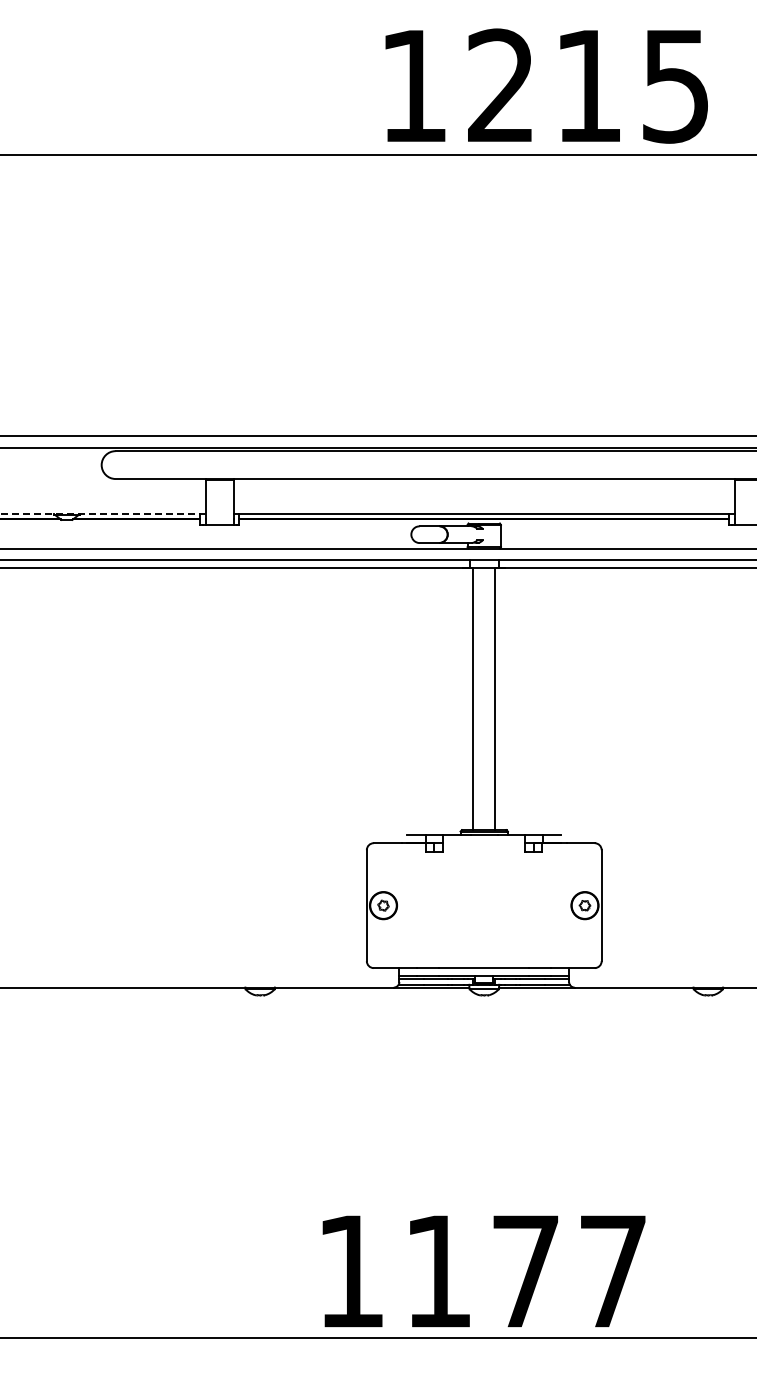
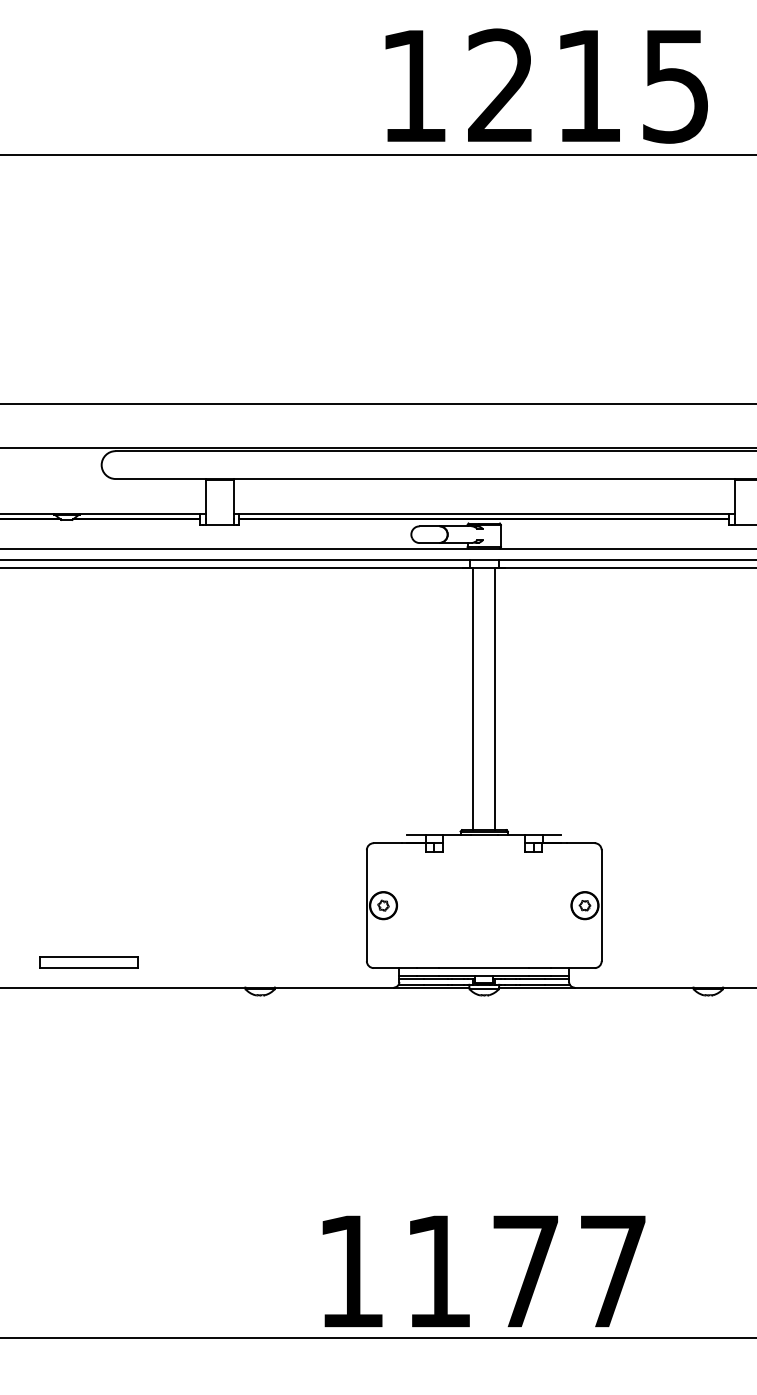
line position: (377, 435) -> (377, 403) (377, 403)
line: dashed -> solid (103, 513)
part: none -> present (88, 962)
